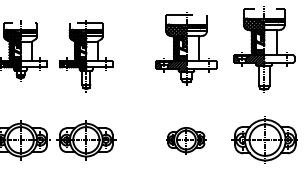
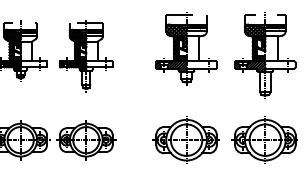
part position: (264, 49) -> (265, 55) (265, 55)
part size: 41x28 px -> 68x48 px (185, 139)
